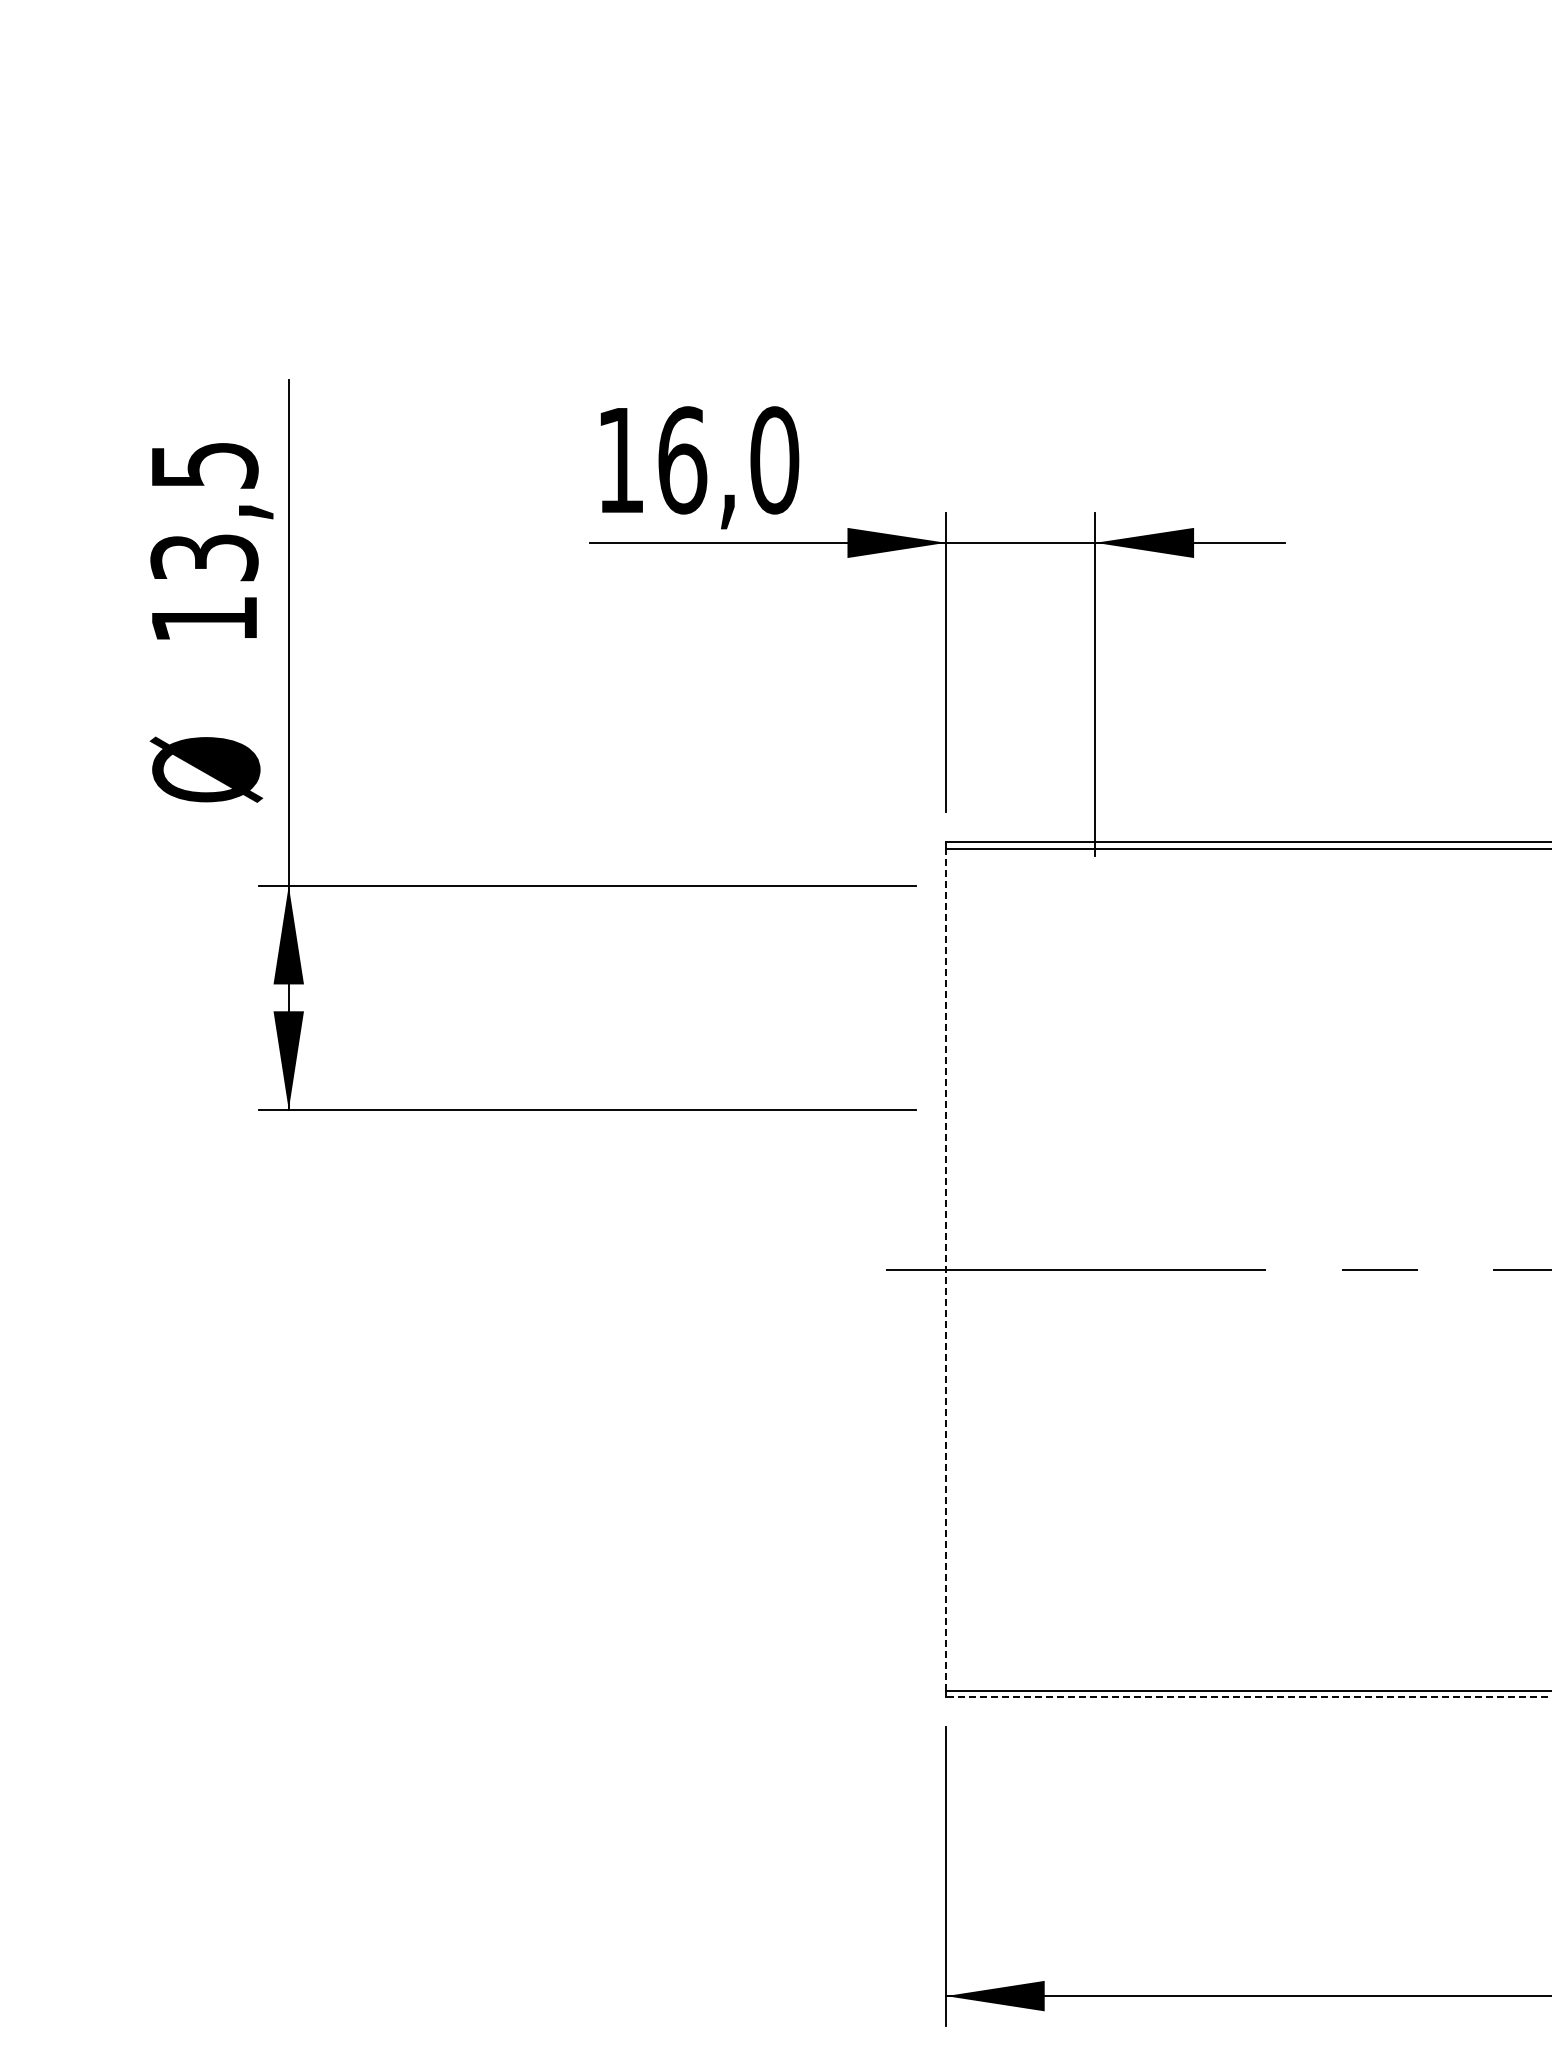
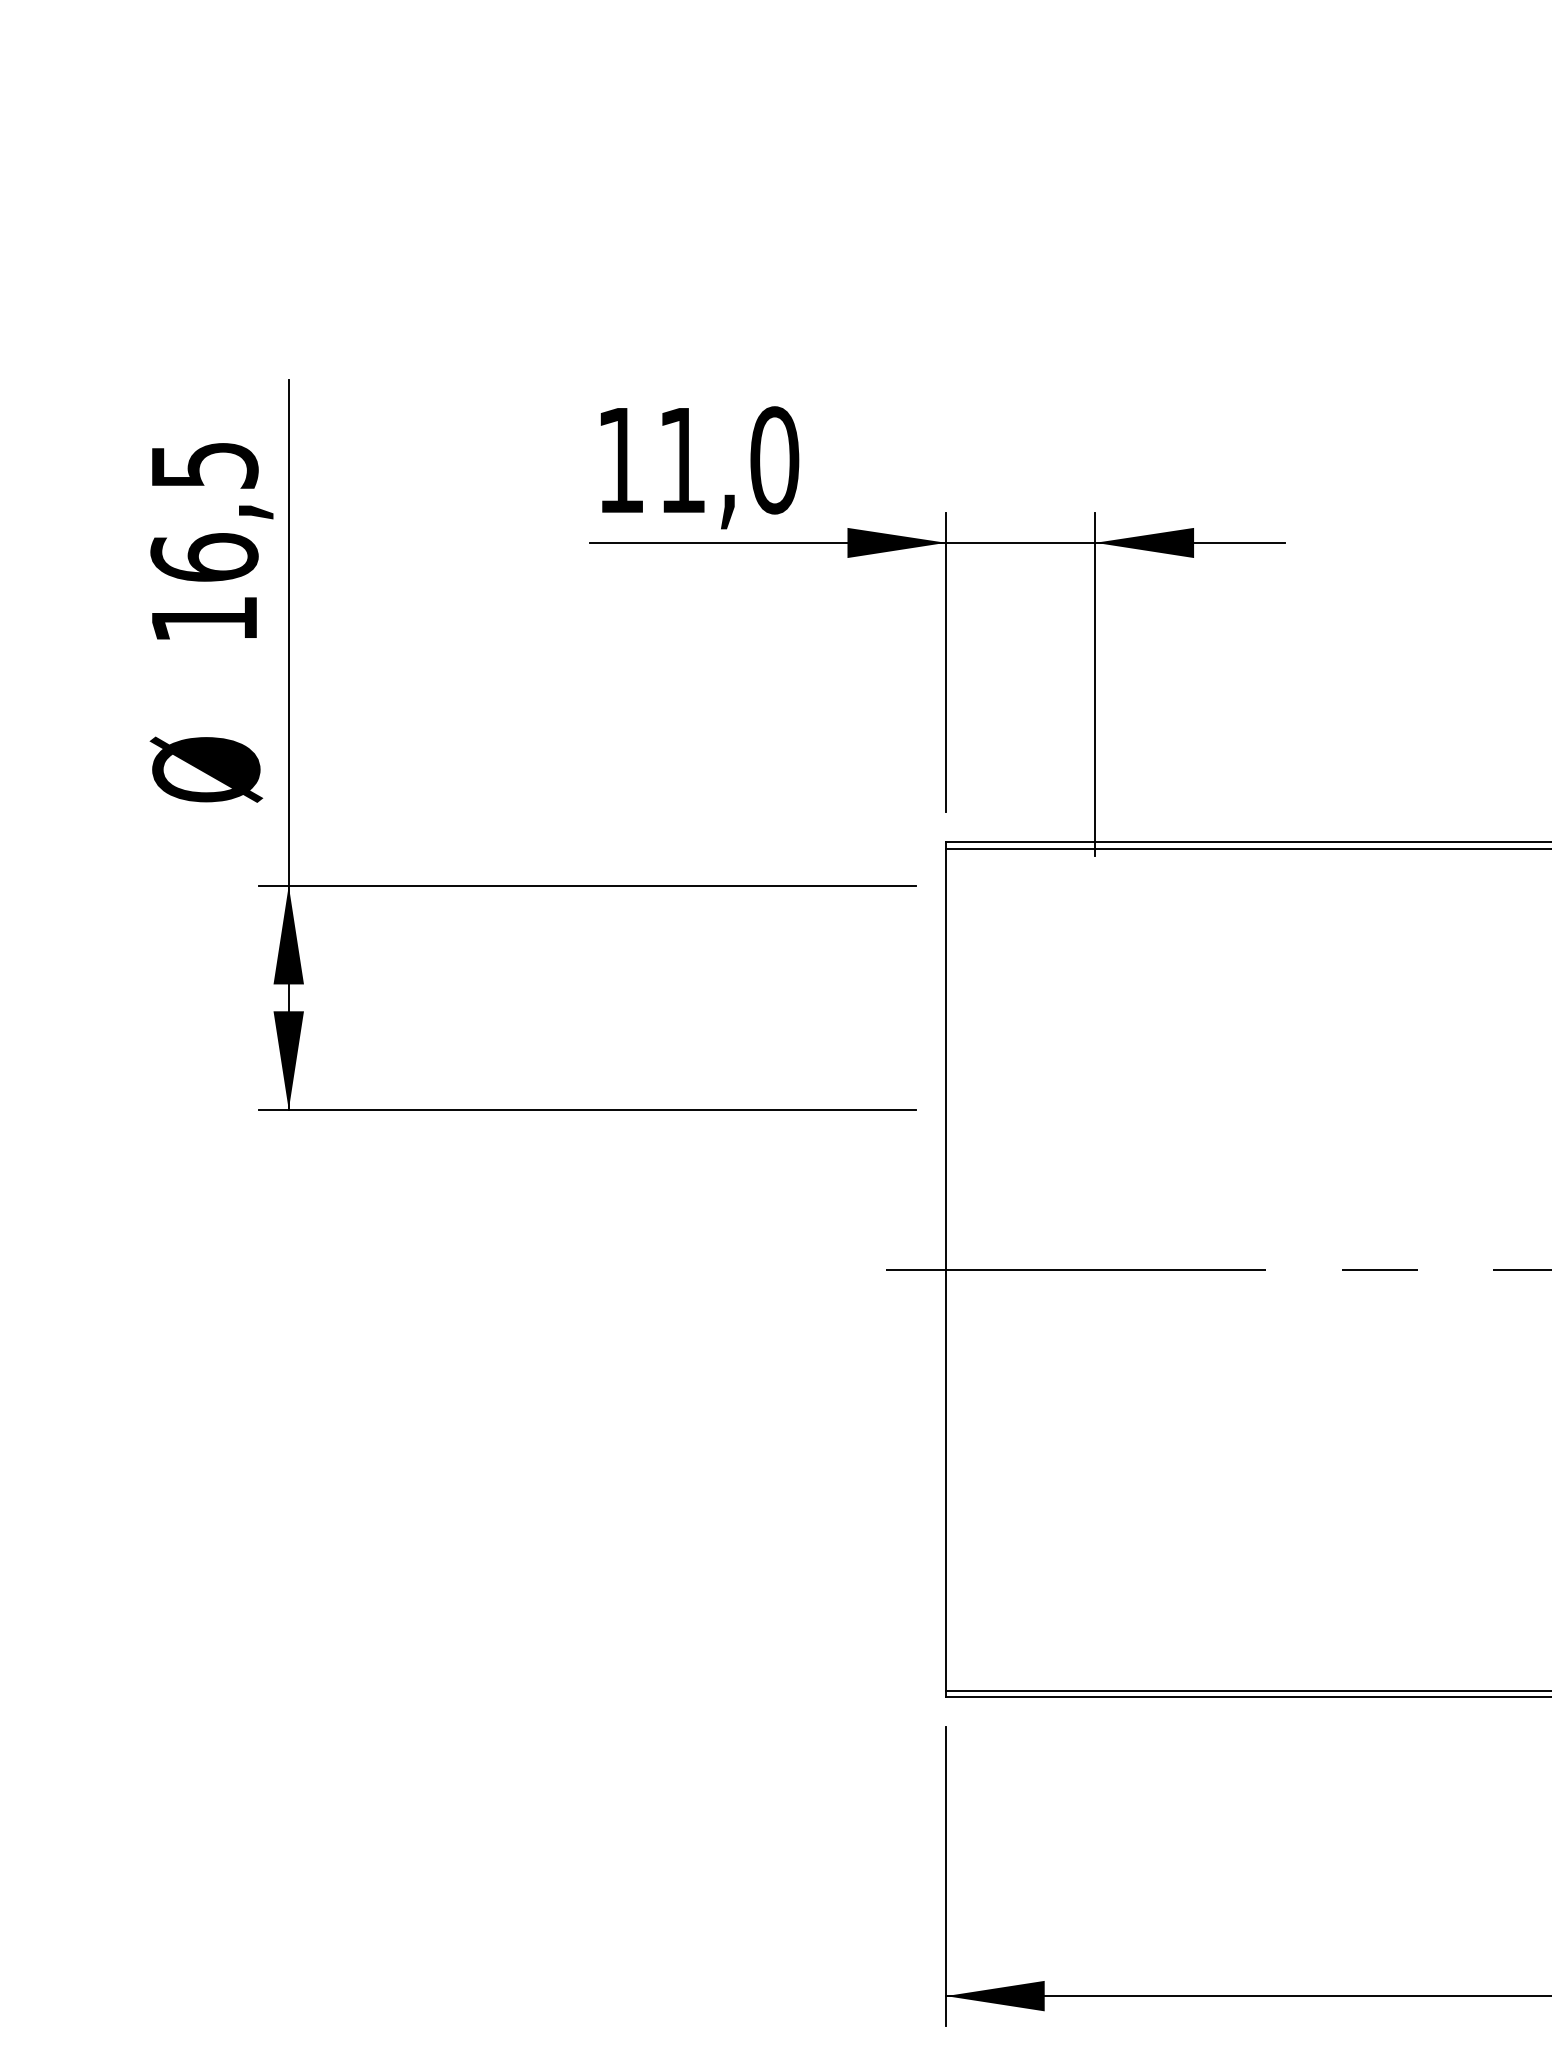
text: 16,0 -> 11,0 (682, 460)
text: 13,5 -> 16,5 (204, 557)
line: dashed -> solid (946, 1269)
line: dashed -> solid (1248, 1697)
